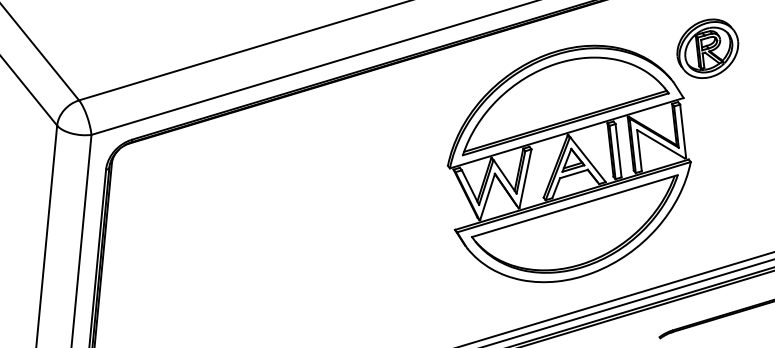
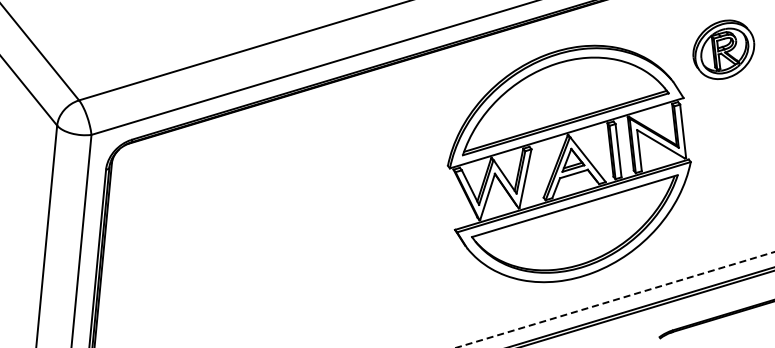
part position: (707, 48) -> (723, 49) (723, 49)
line: solid -> dashed (614, 300)
line: present -> none (630, 302)
